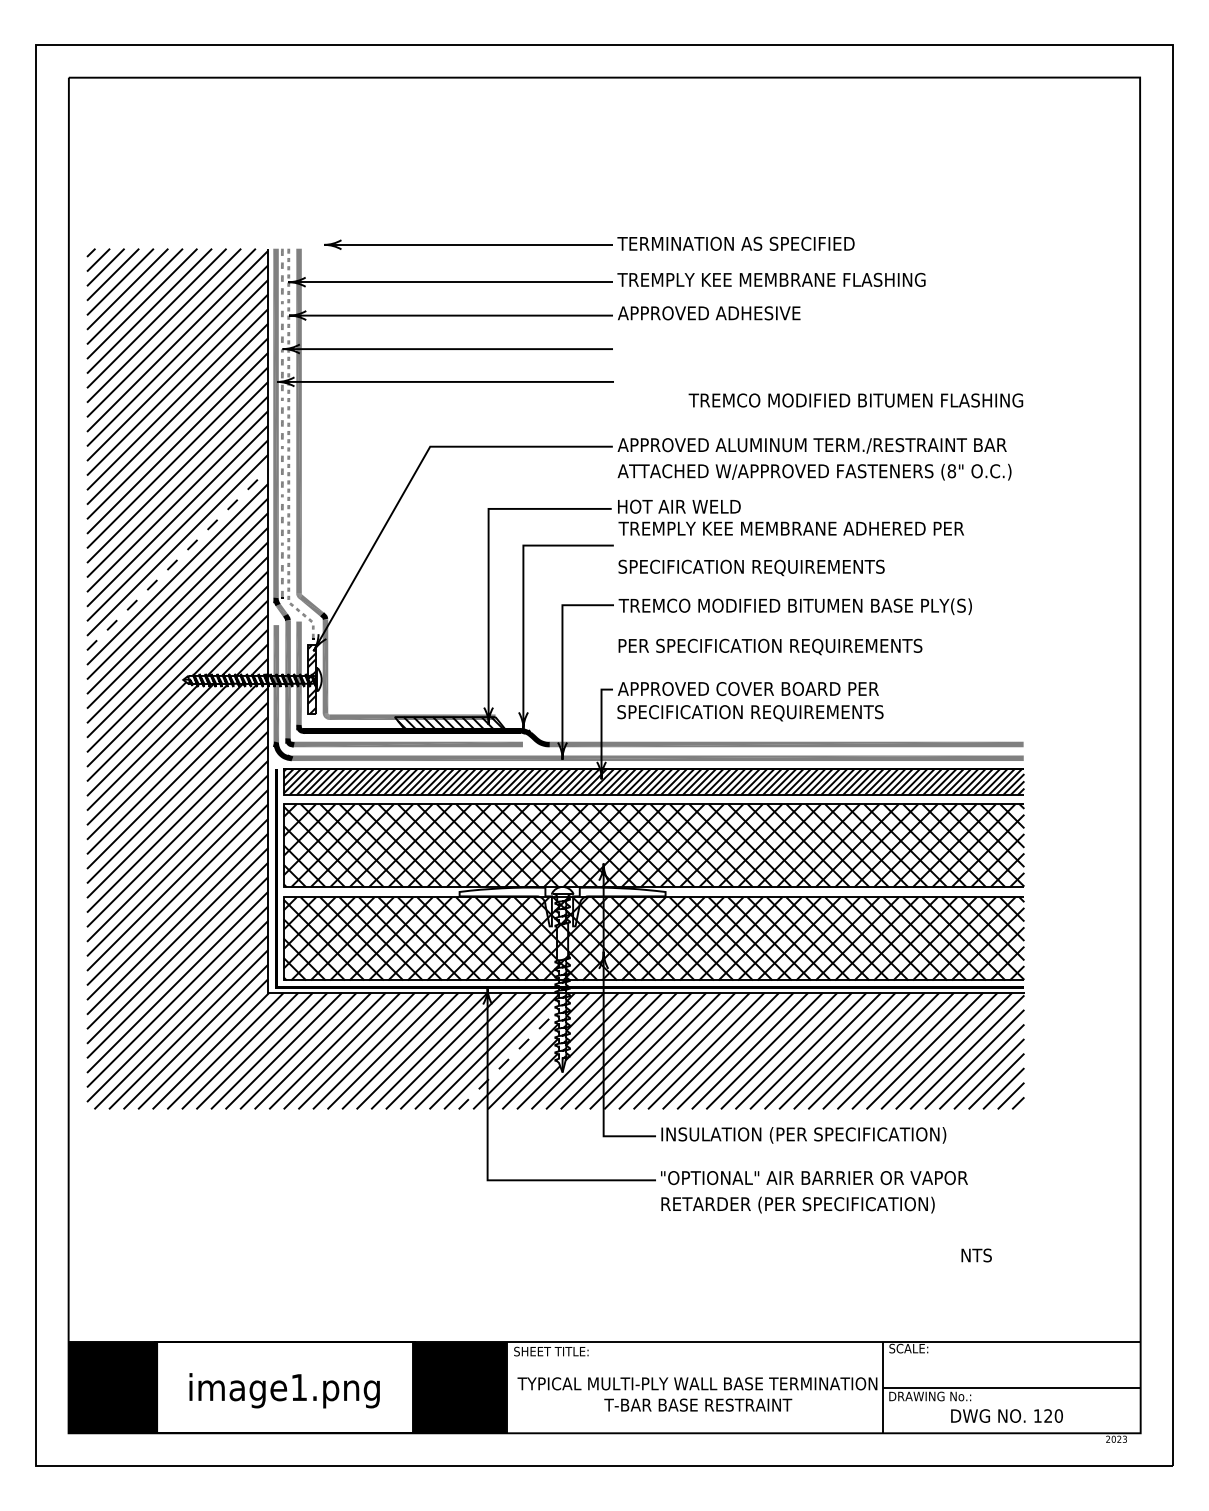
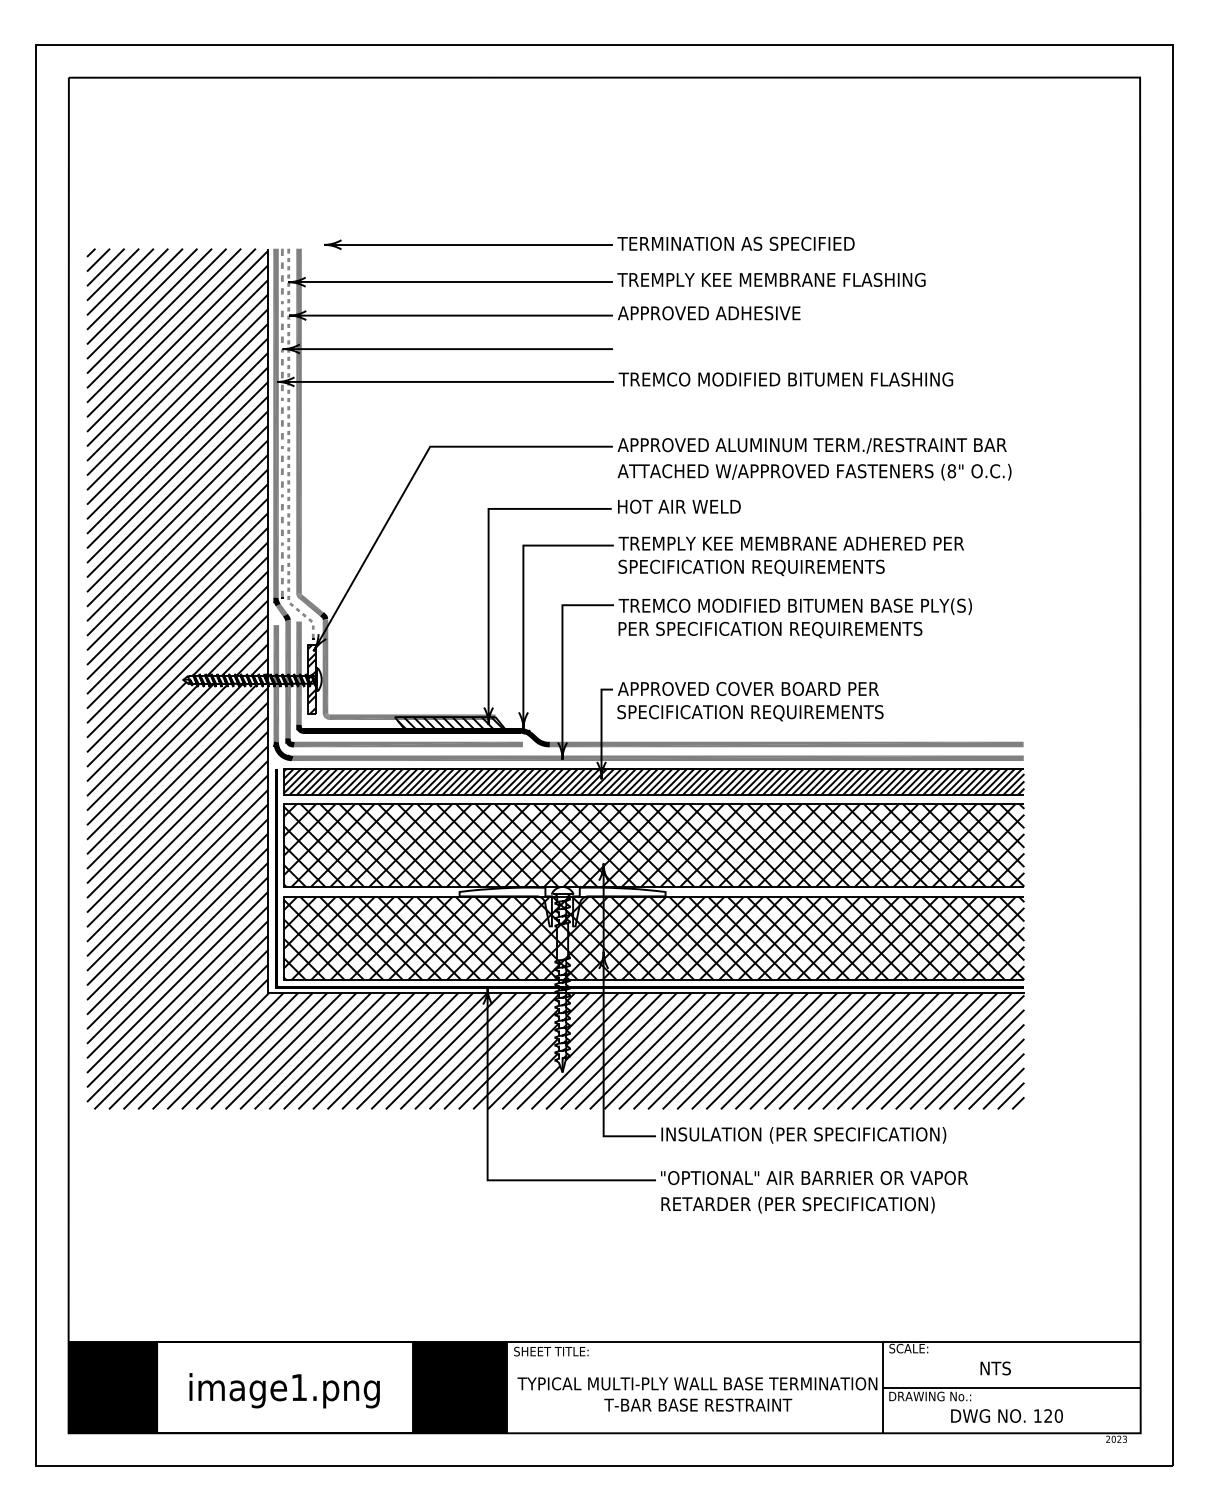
text position: (855, 400) -> (785, 379) (785, 379)
text position: (790, 528) -> (790, 543) (790, 543)
line: dashed -> solid (177, 559)
text position: (770, 646) -> (770, 629) (770, 629)
line: dashed -> solid (508, 1059)
text position: (976, 1255) -> (995, 1368) (995, 1368)
